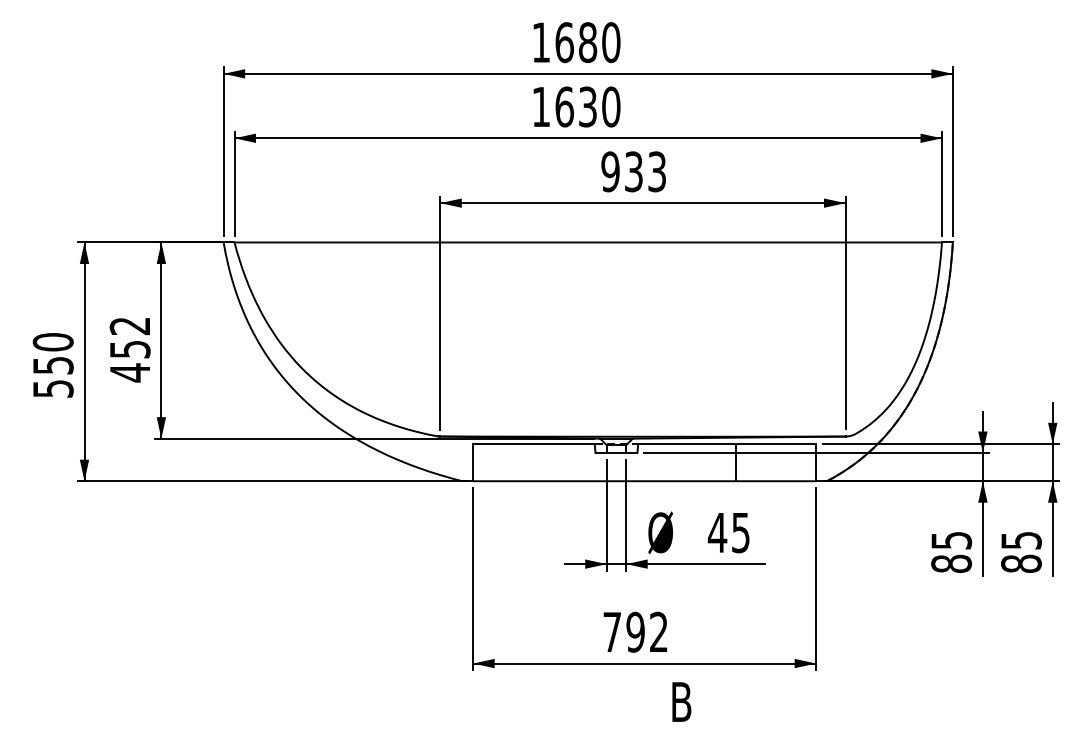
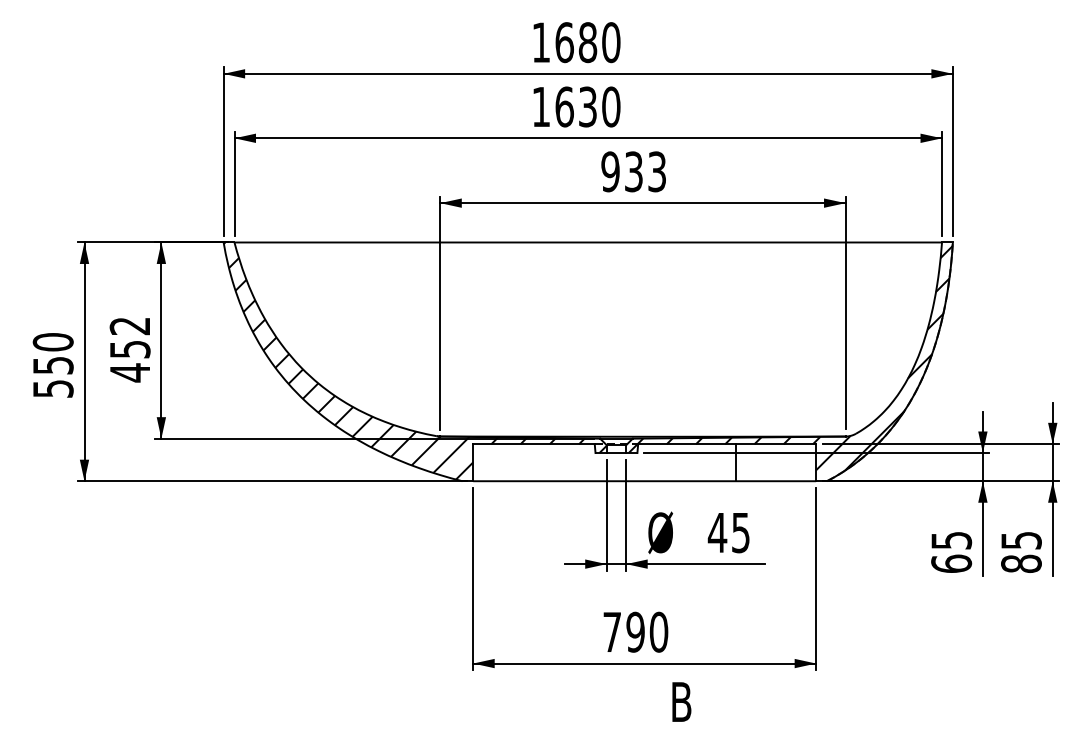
hatch: none -> present (790, 358)
hatch: none -> present (414, 360)
text: 85 -> 65 (951, 563)
text: 792 -> 790 (658, 631)
